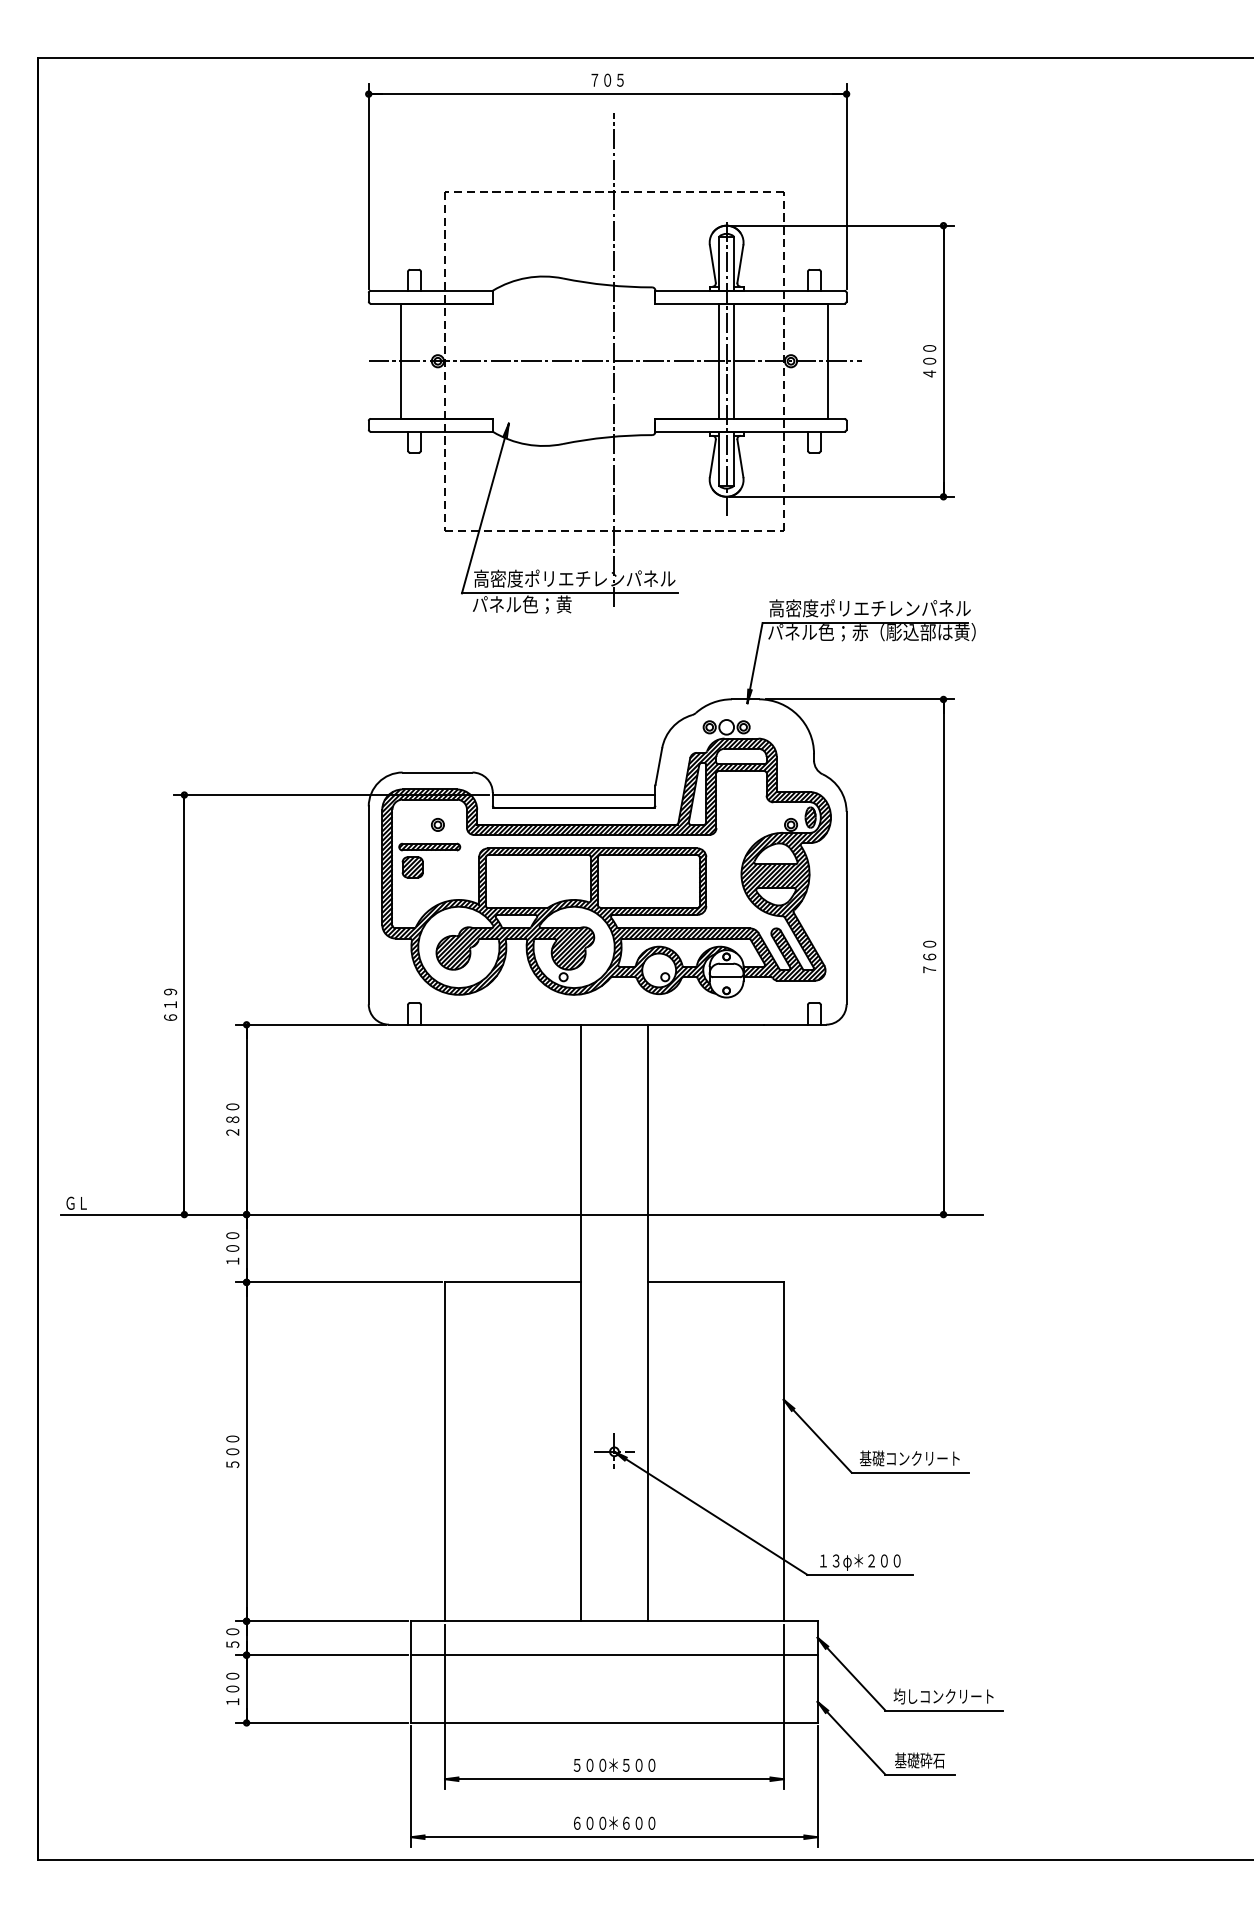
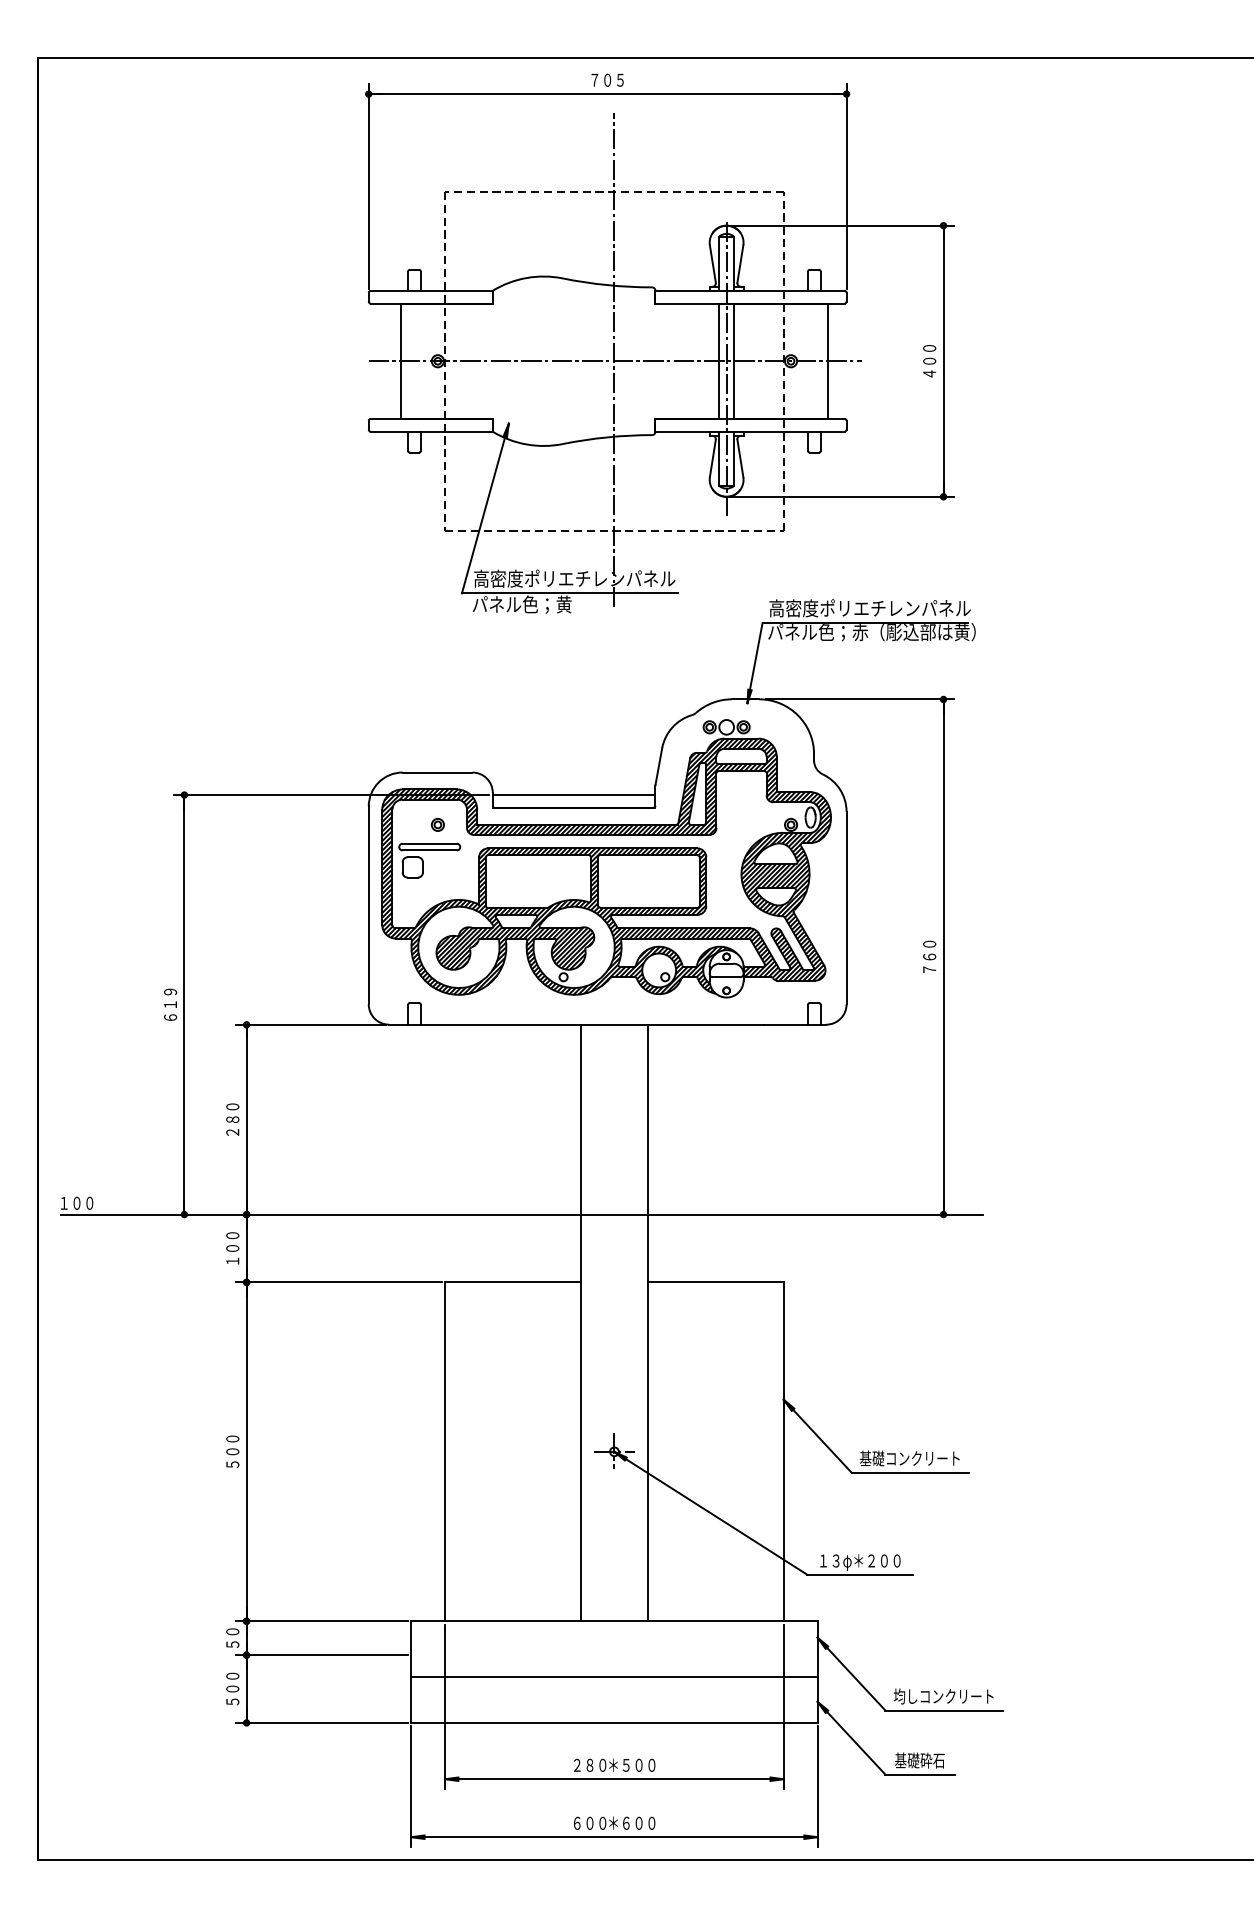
hatch: present -> none (810, 817)
hatch: present -> none (429, 846)
hatch: present -> none (412, 867)
text: ＧＬ -> １００ (77, 1202)
line position: (614, 1655) -> (614, 1677) (614, 1677)
text: １００ -> ５００ (232, 1701)
text: ５００ -> ２８０ (583, 1764)
